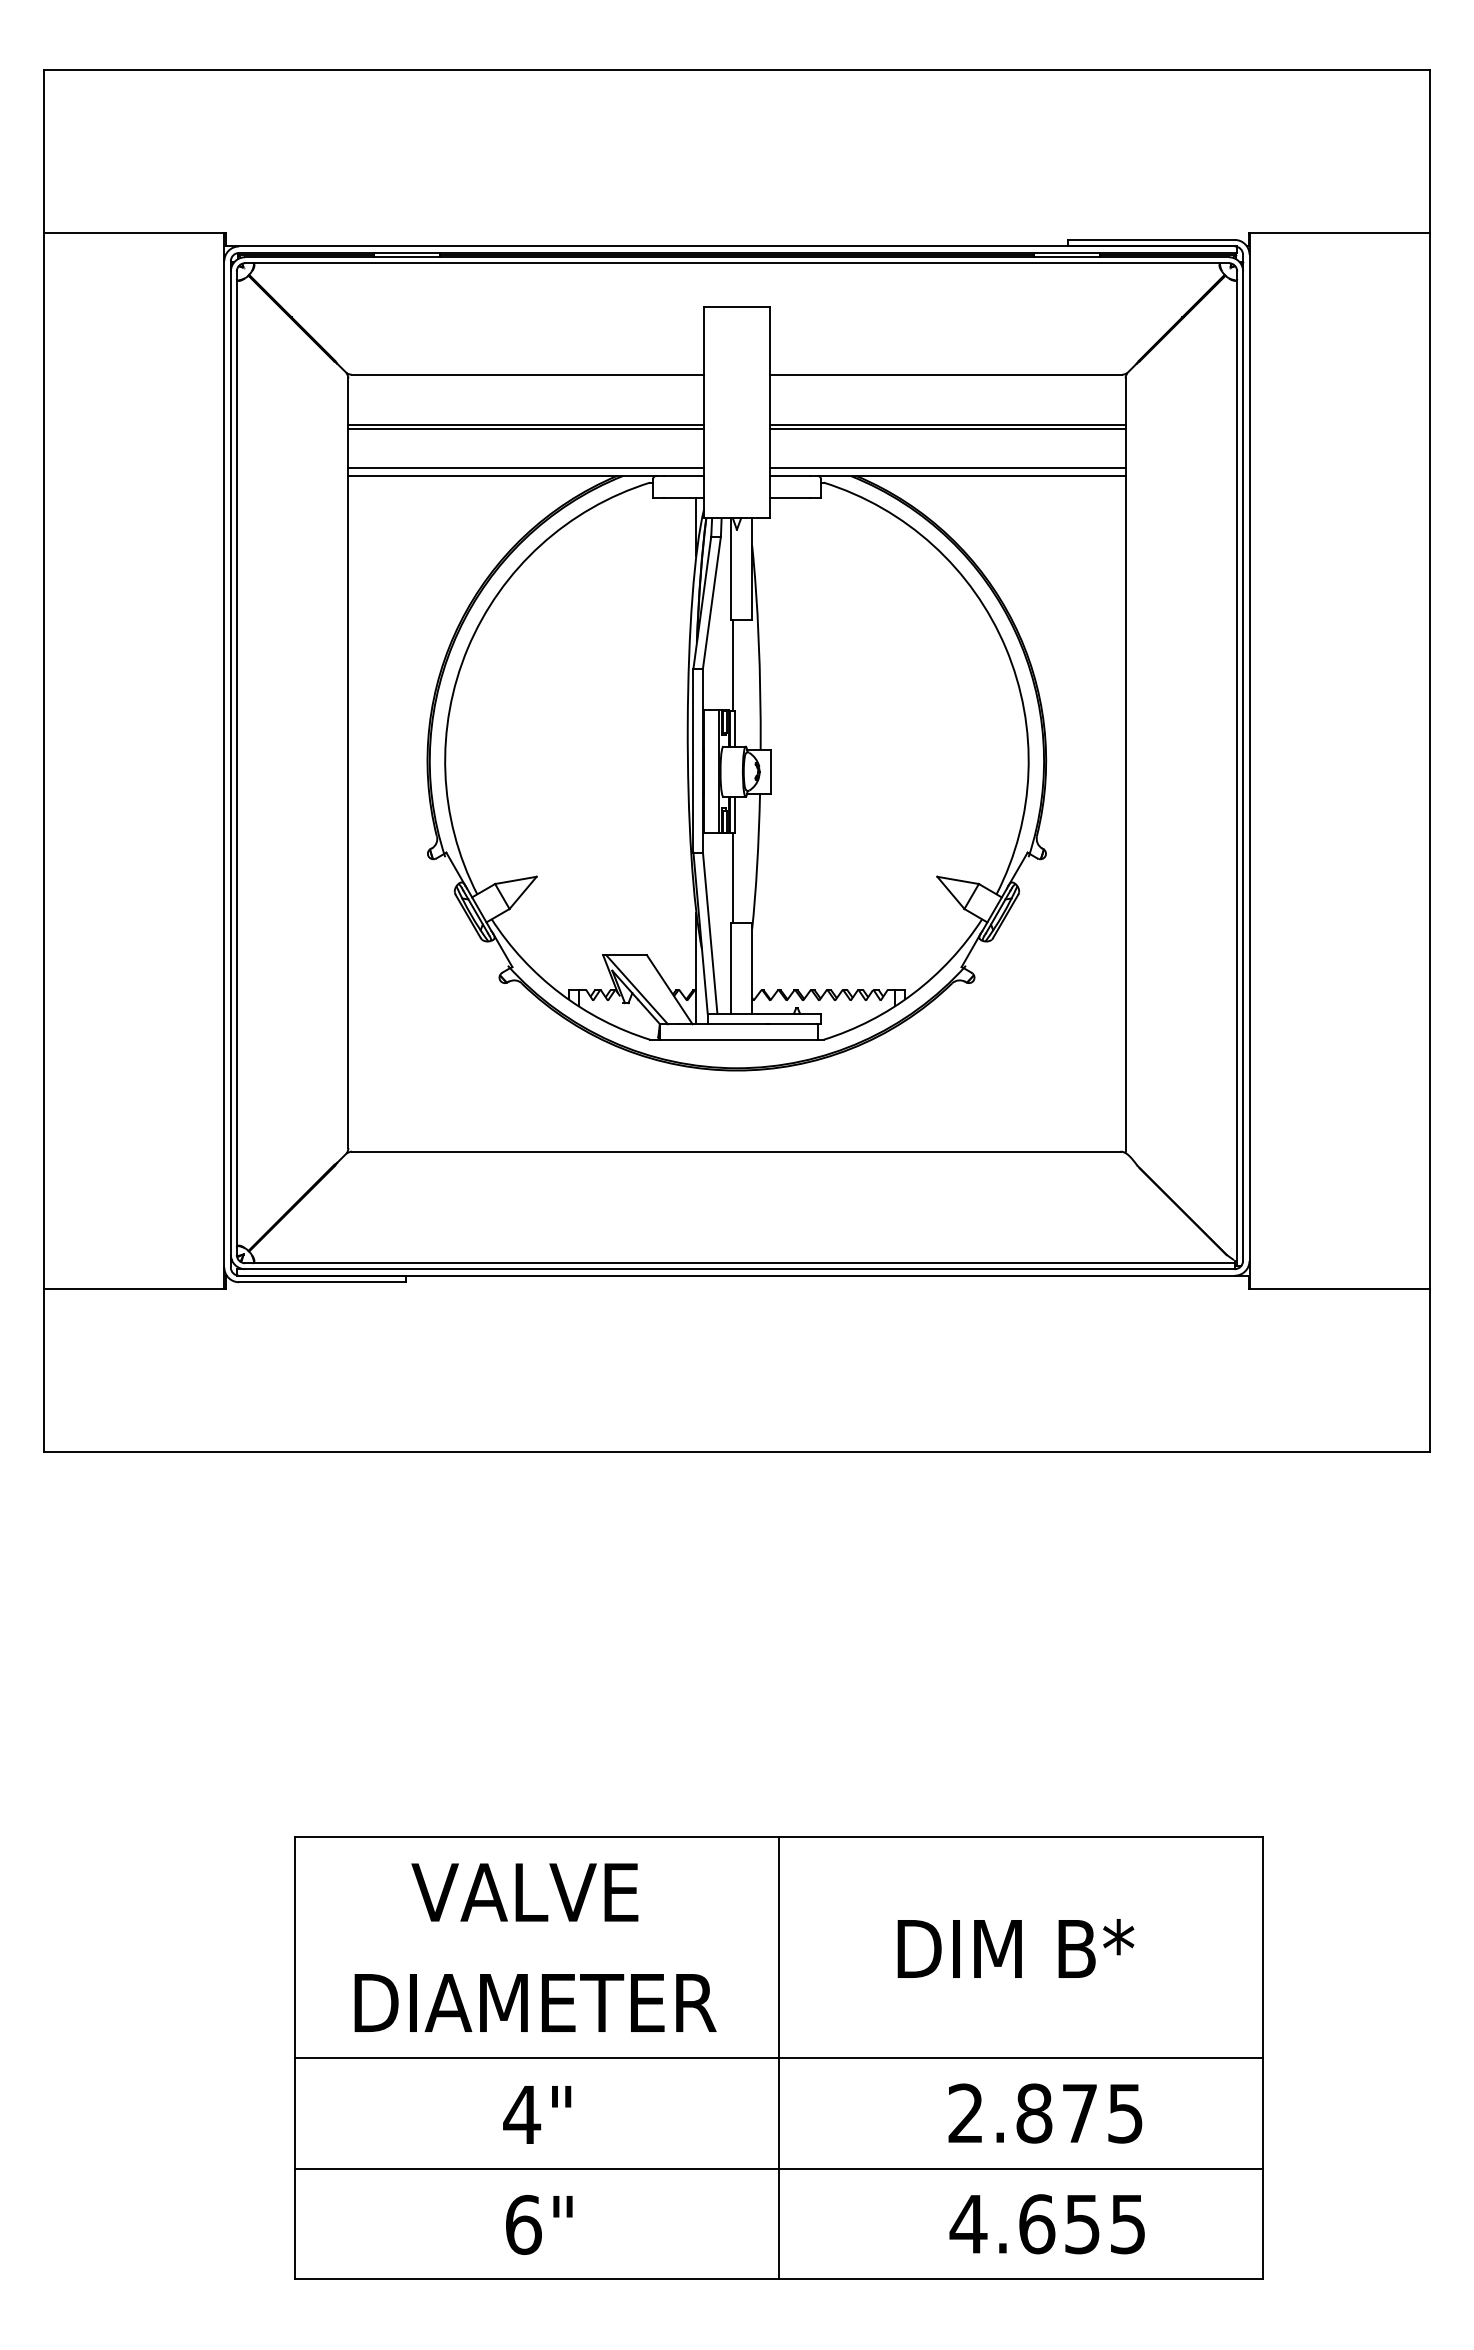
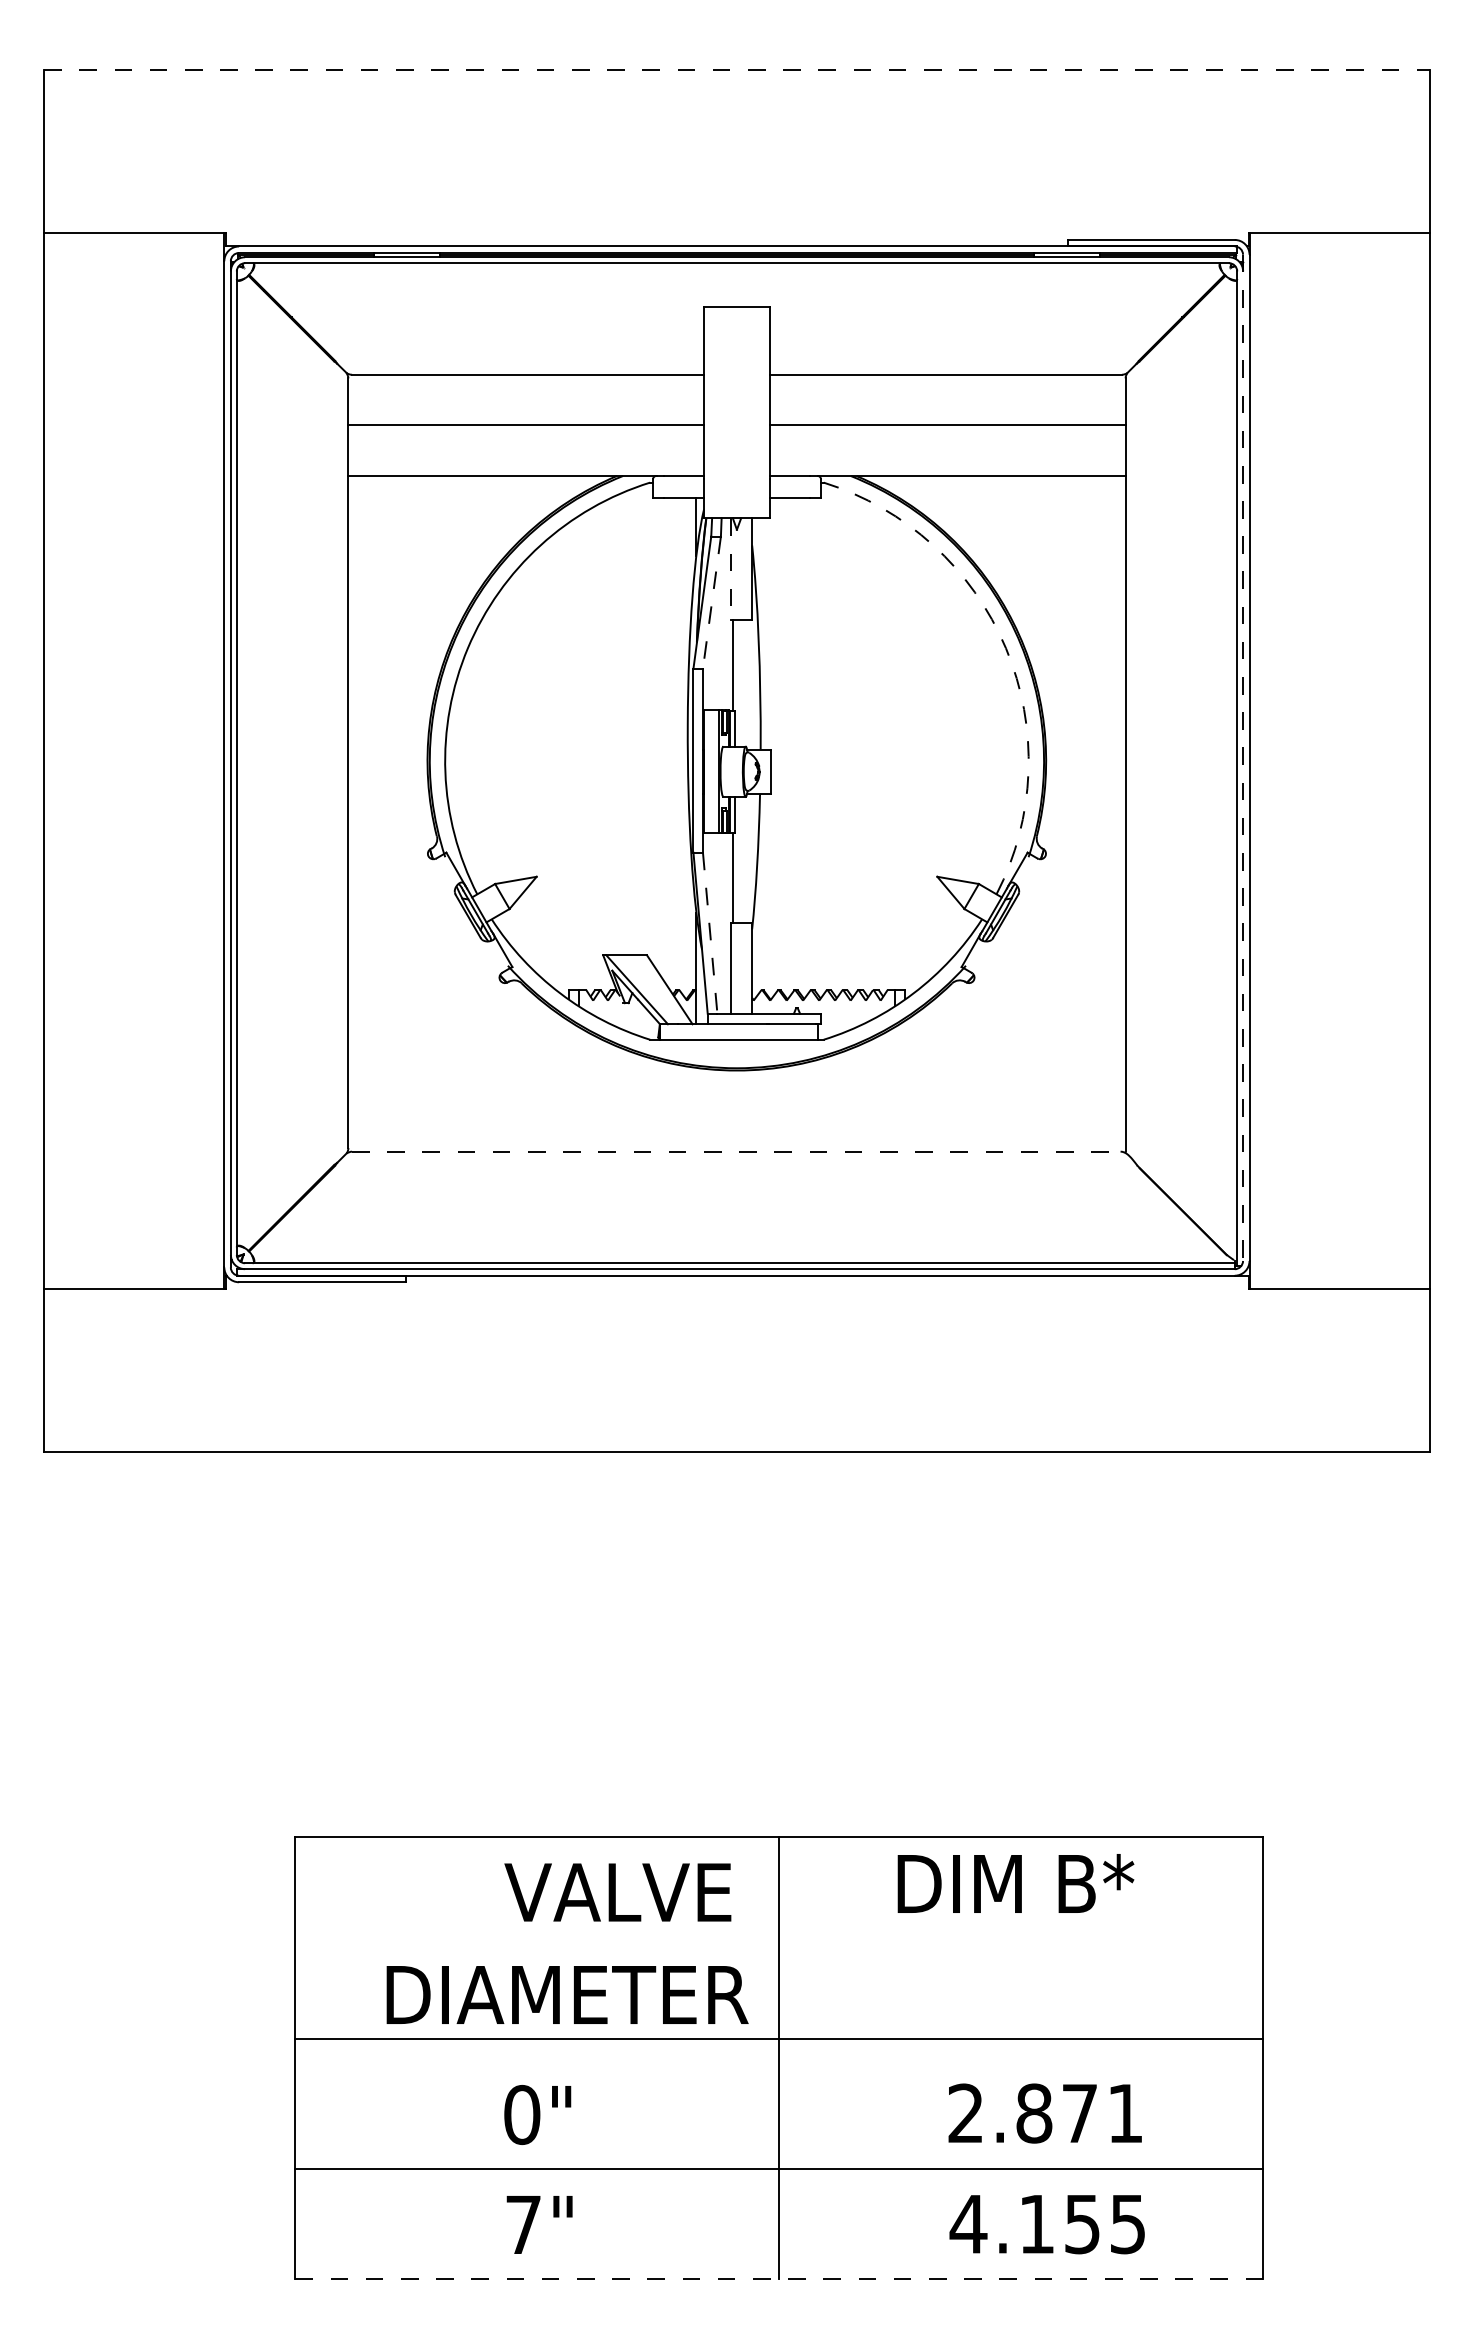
line: solid -> dashed (737, 70)
line: present -> none (526, 429)
line: present -> none (947, 429)
line: present -> none (526, 468)
line: present -> none (947, 468)
line: solid -> dashed (730, 568)
line: solid -> dashed (711, 602)
arc: solid -> dashed (1005, 648)
line: solid -> dashed (1243, 758)
line: solid -> dashed (710, 933)
line: solid -> dashed (736, 1151)
text position: (524, 1892) -> (617, 1892) (617, 1892)
text position: (1015, 1948) -> (1015, 1883) (1015, 1883)
text position: (535, 2002) -> (567, 1994) (567, 1994)
line position: (779, 2058) -> (779, 2039) (779, 2039)
text: 2.875 -> 2.871 (1125, 2113)
text: 4" -> 0" (522, 2114)
text: 6" -> 7" (523, 2224)
text: 4.655 -> 4.155 (1037, 2224)
line: solid -> dashed (779, 2279)
